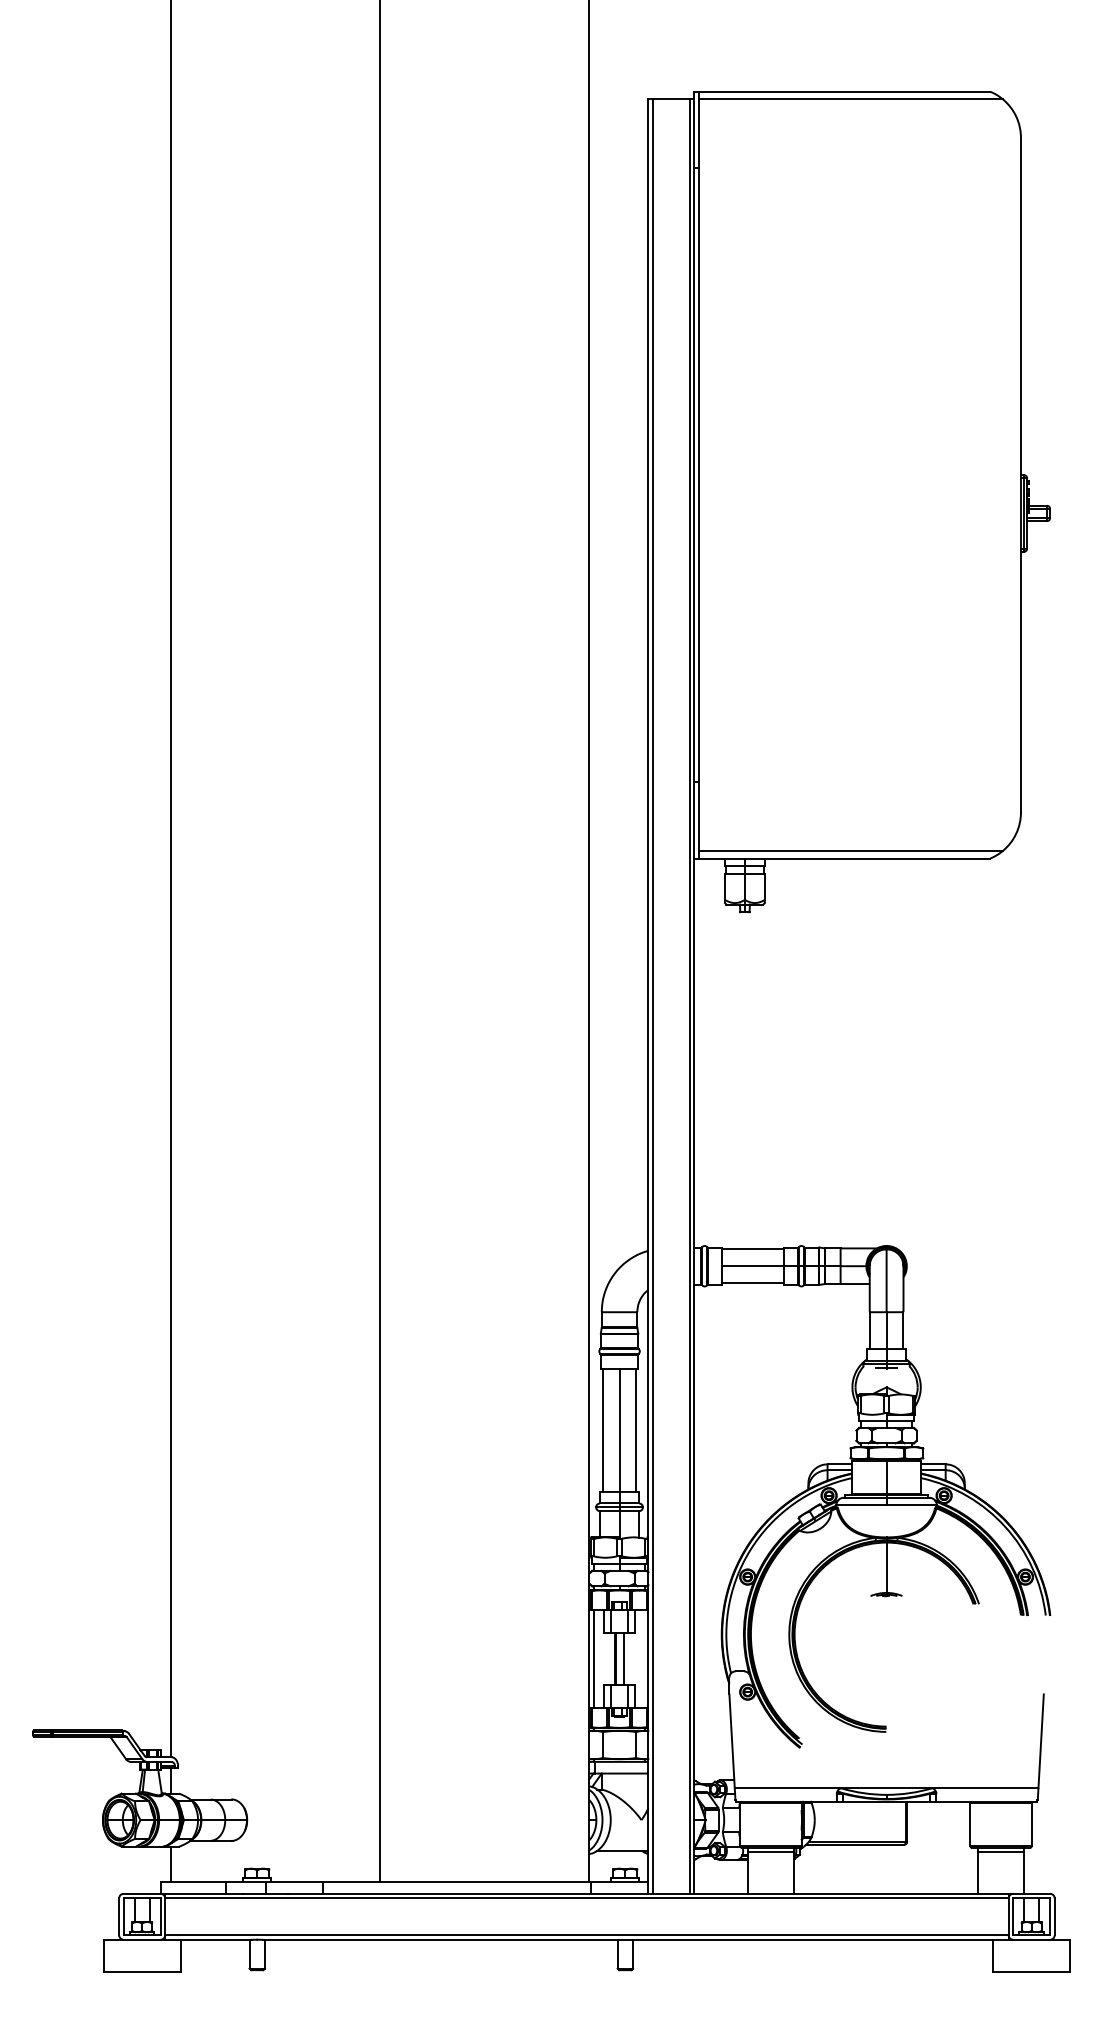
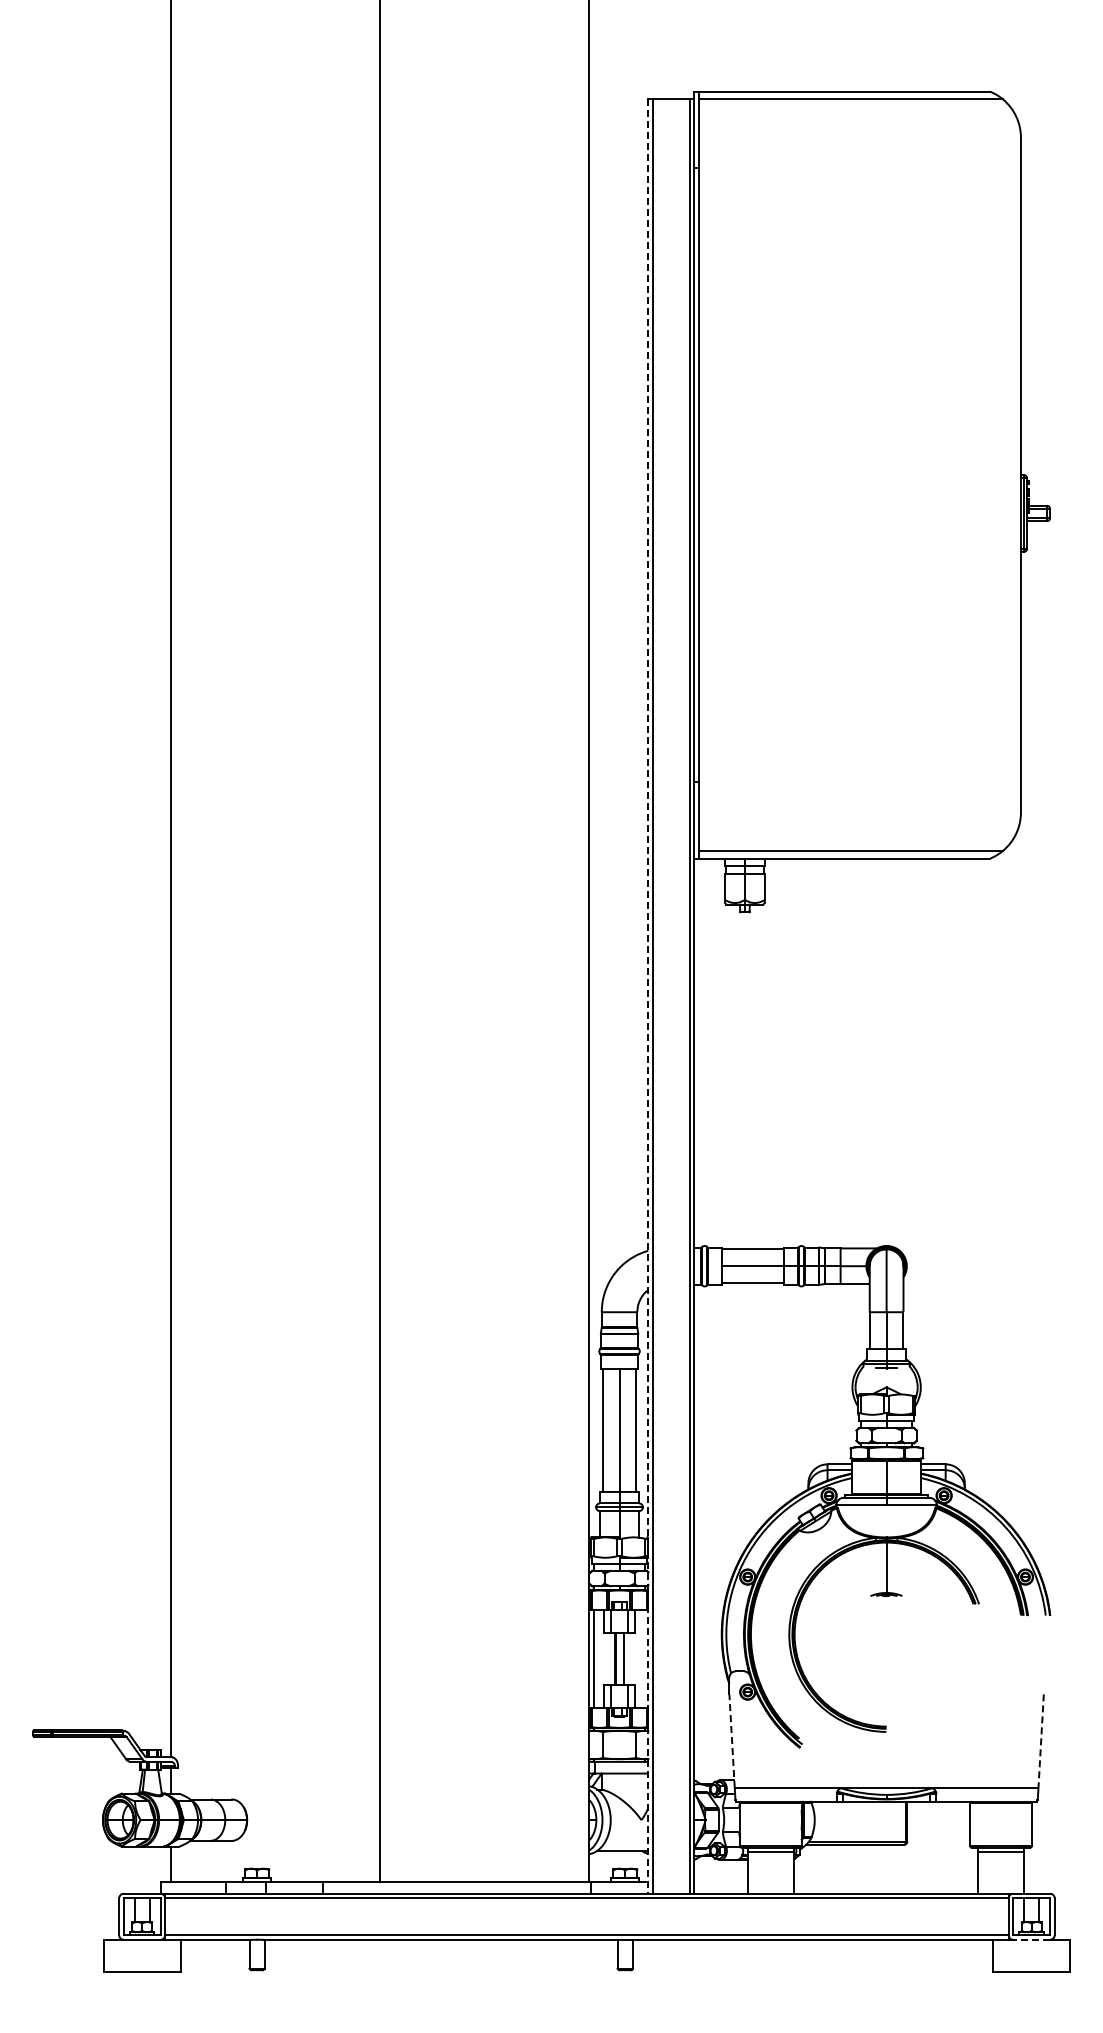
line: solid -> dashed (648, 997)
line: solid -> dashed (732, 1741)
line: solid -> dashed (1041, 1741)
line: solid -> dashed (1031, 1939)
